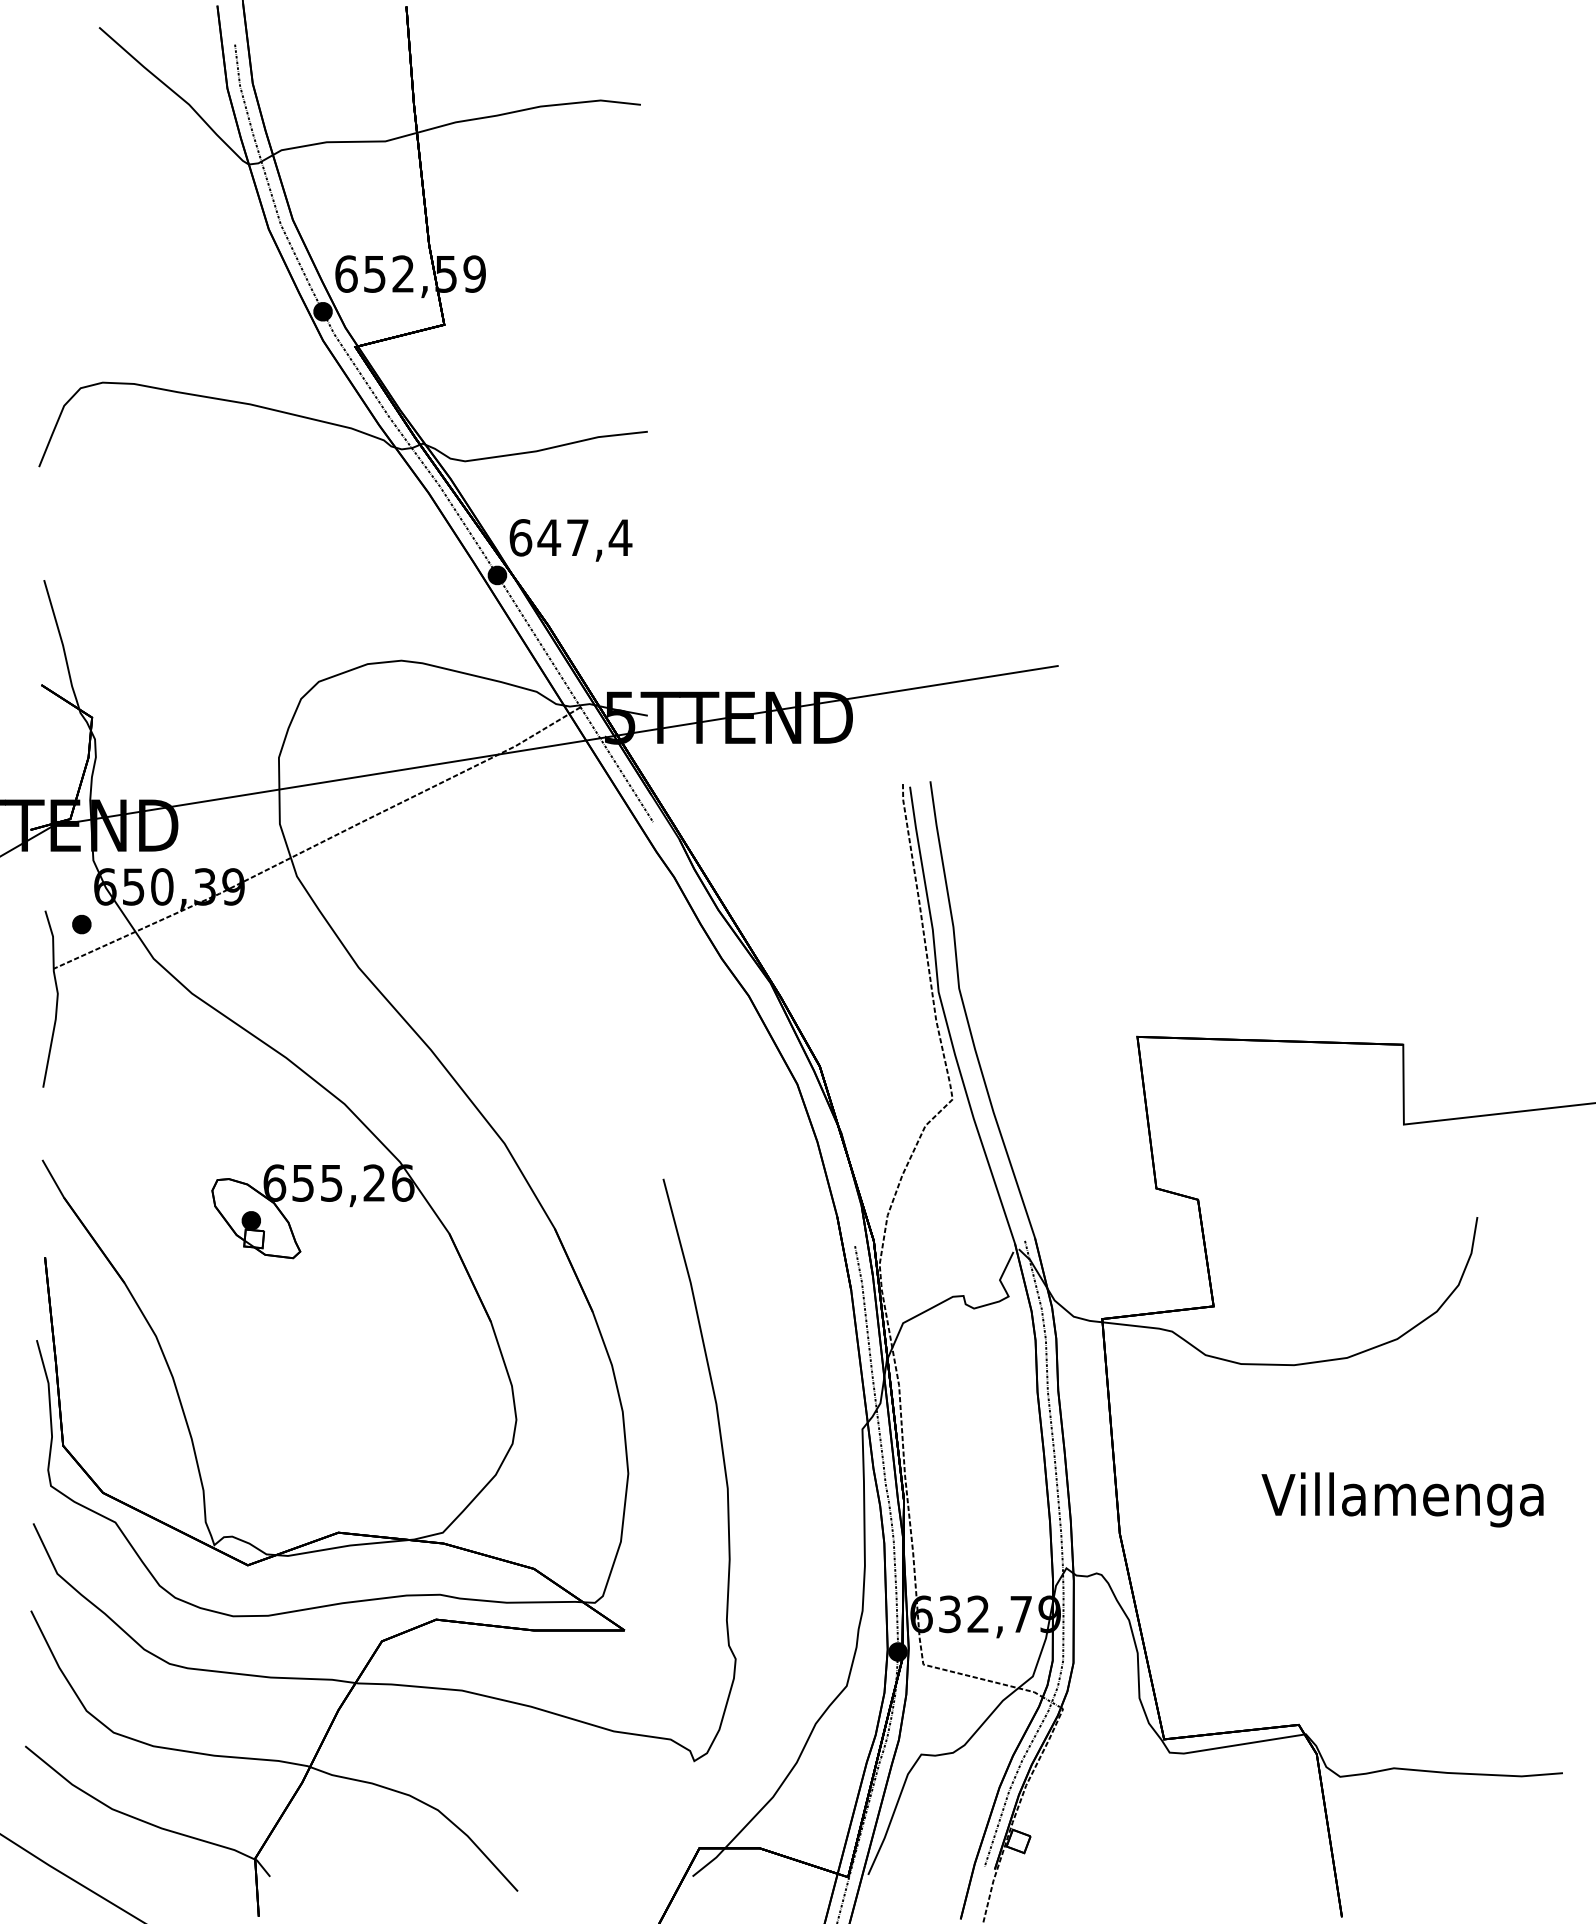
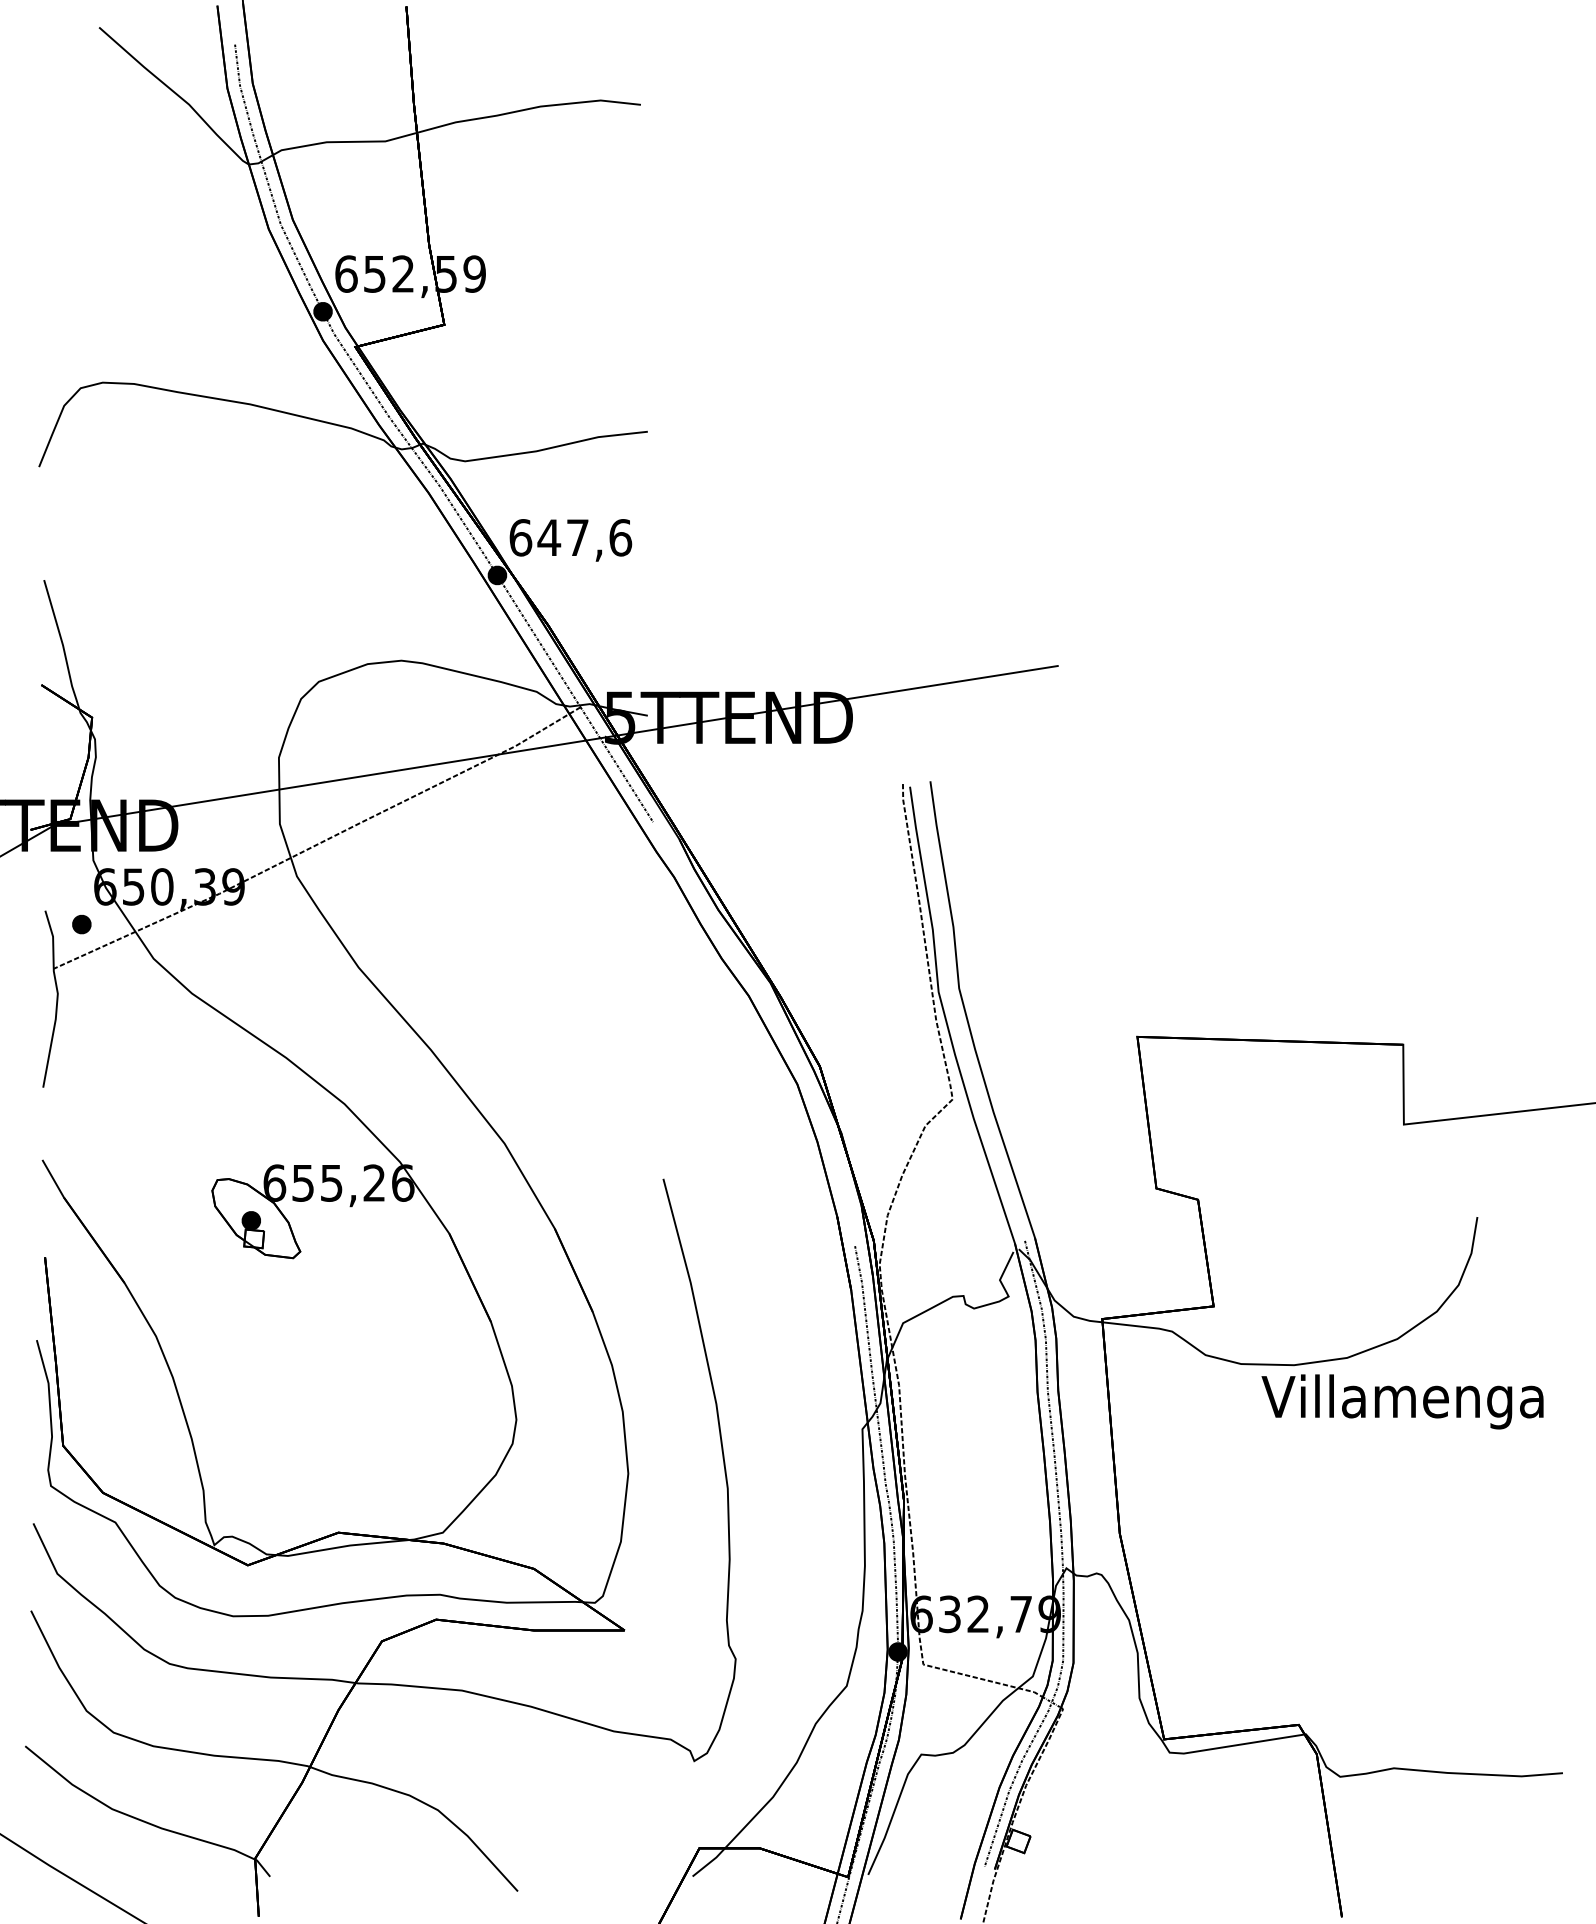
text: 647,4 -> 647,6 (620, 537)
text position: (1402, 1499) -> (1402, 1401) (1402, 1401)
